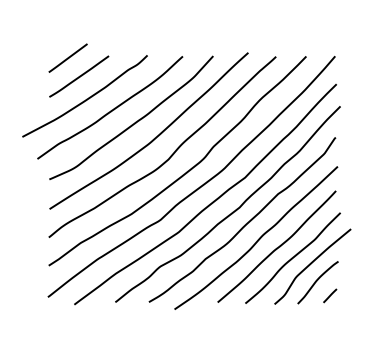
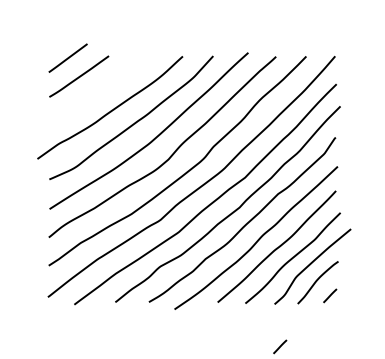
curve: present -> none (86, 98)
line: none -> present (280, 346)
